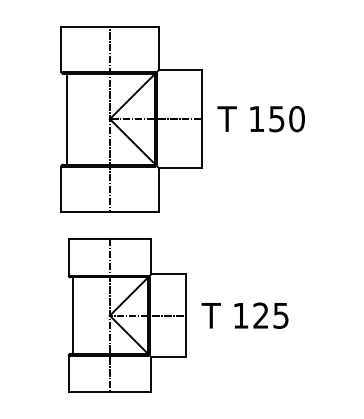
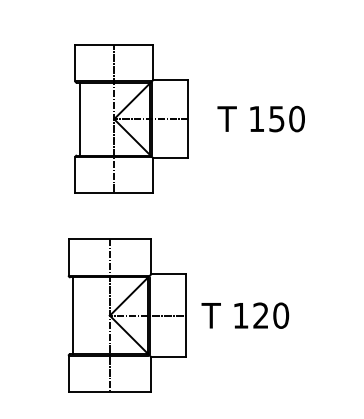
part size: 143x187 px -> 115x150 px (131, 118)
text: 125 -> 120 (281, 315)
